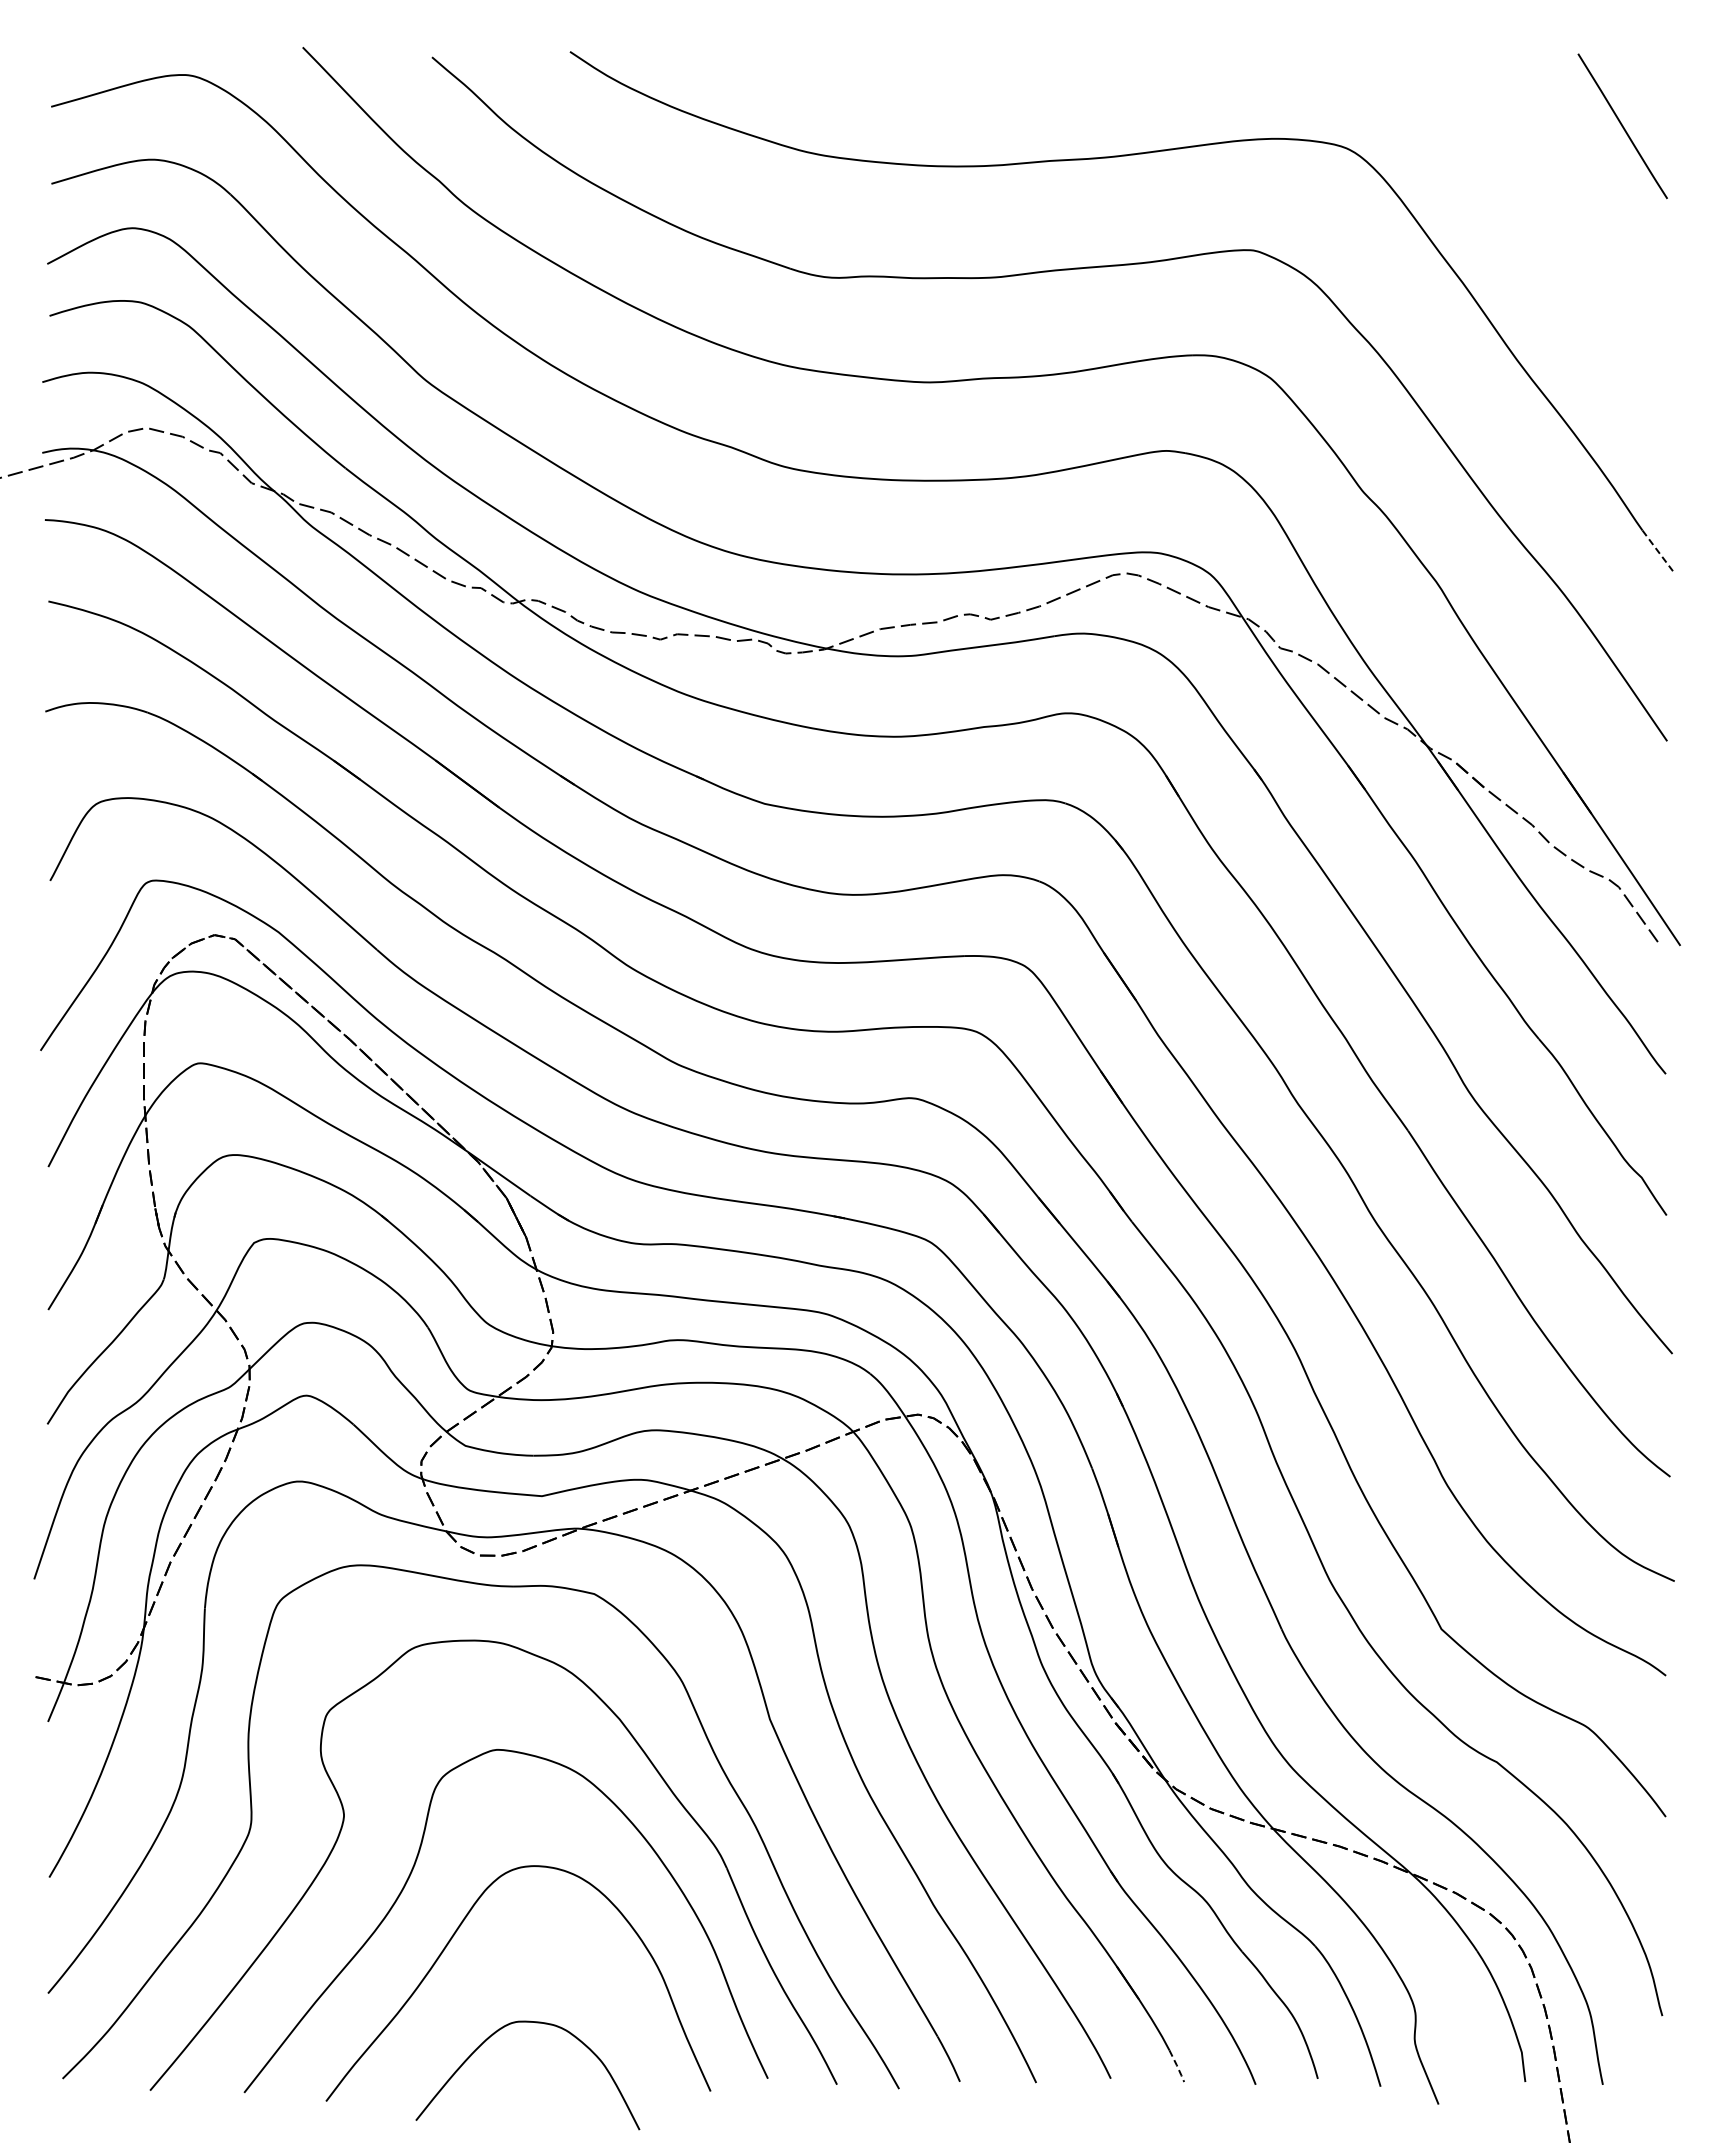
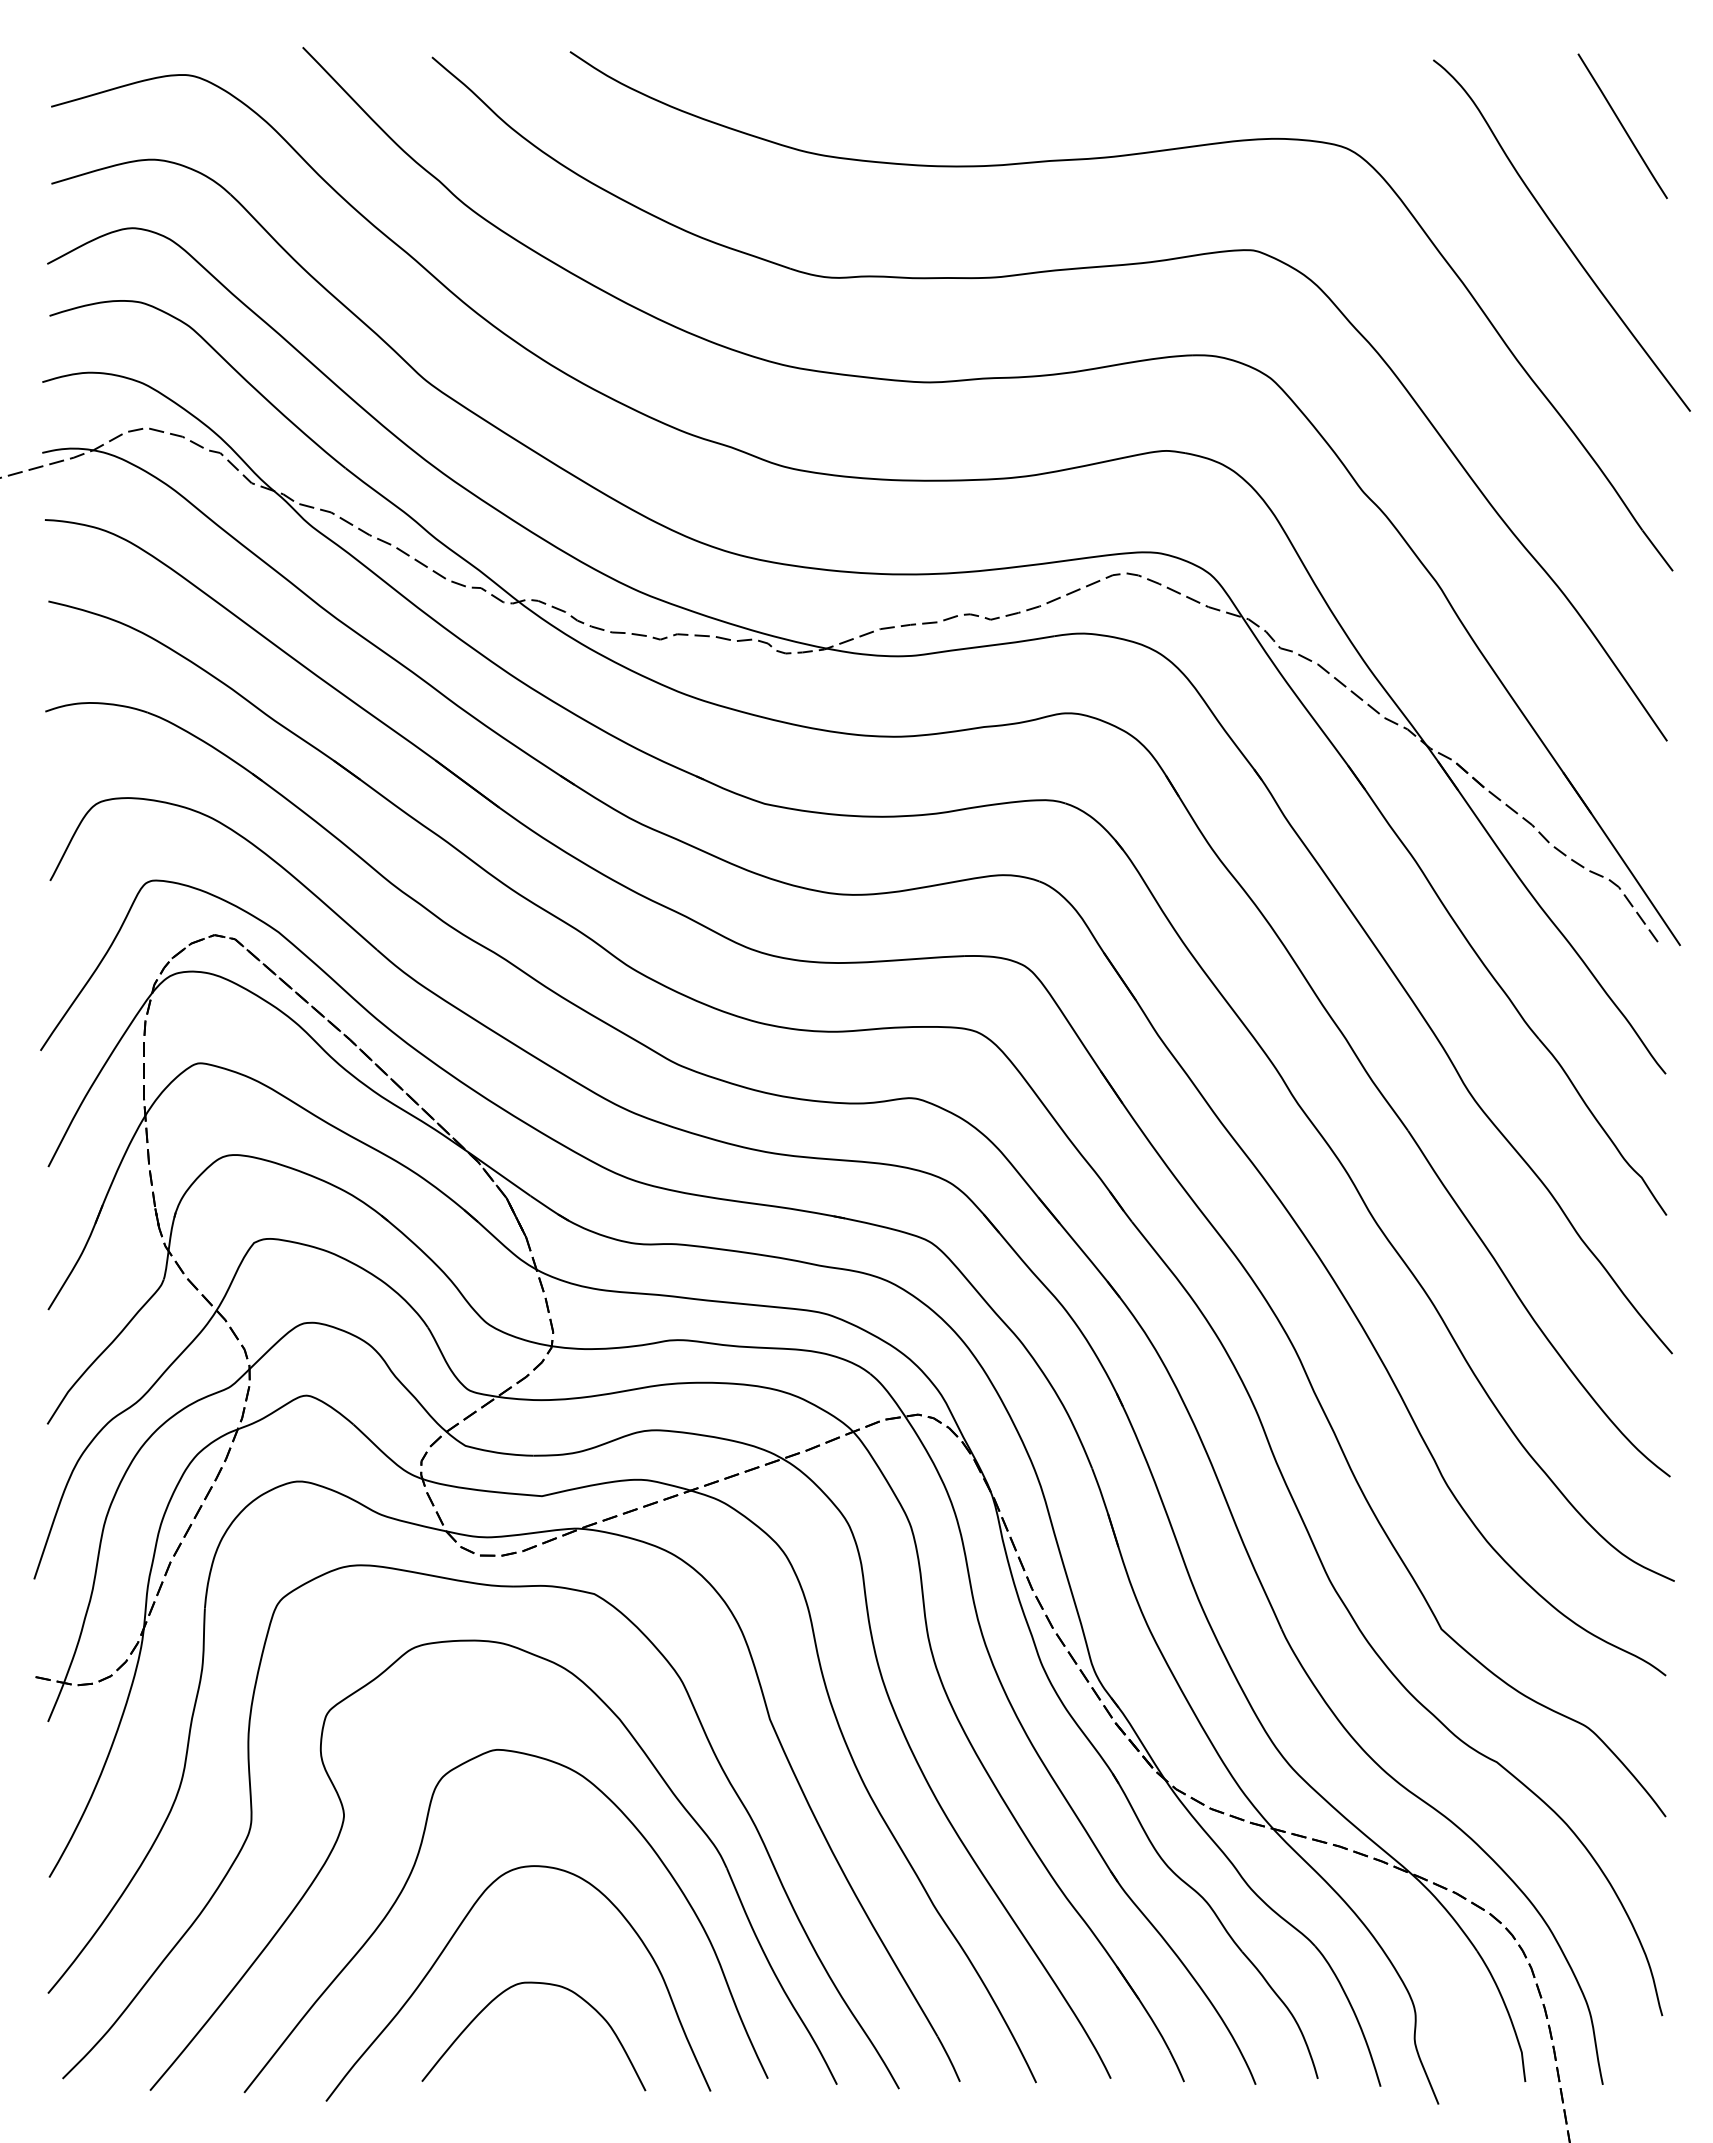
curve: none -> present (1561, 235)
line: dashed -> solid (1657, 550)
curve position: (497, 2032) -> (503, 1993) (503, 1993)
line: dashed -> solid (1177, 2066)
